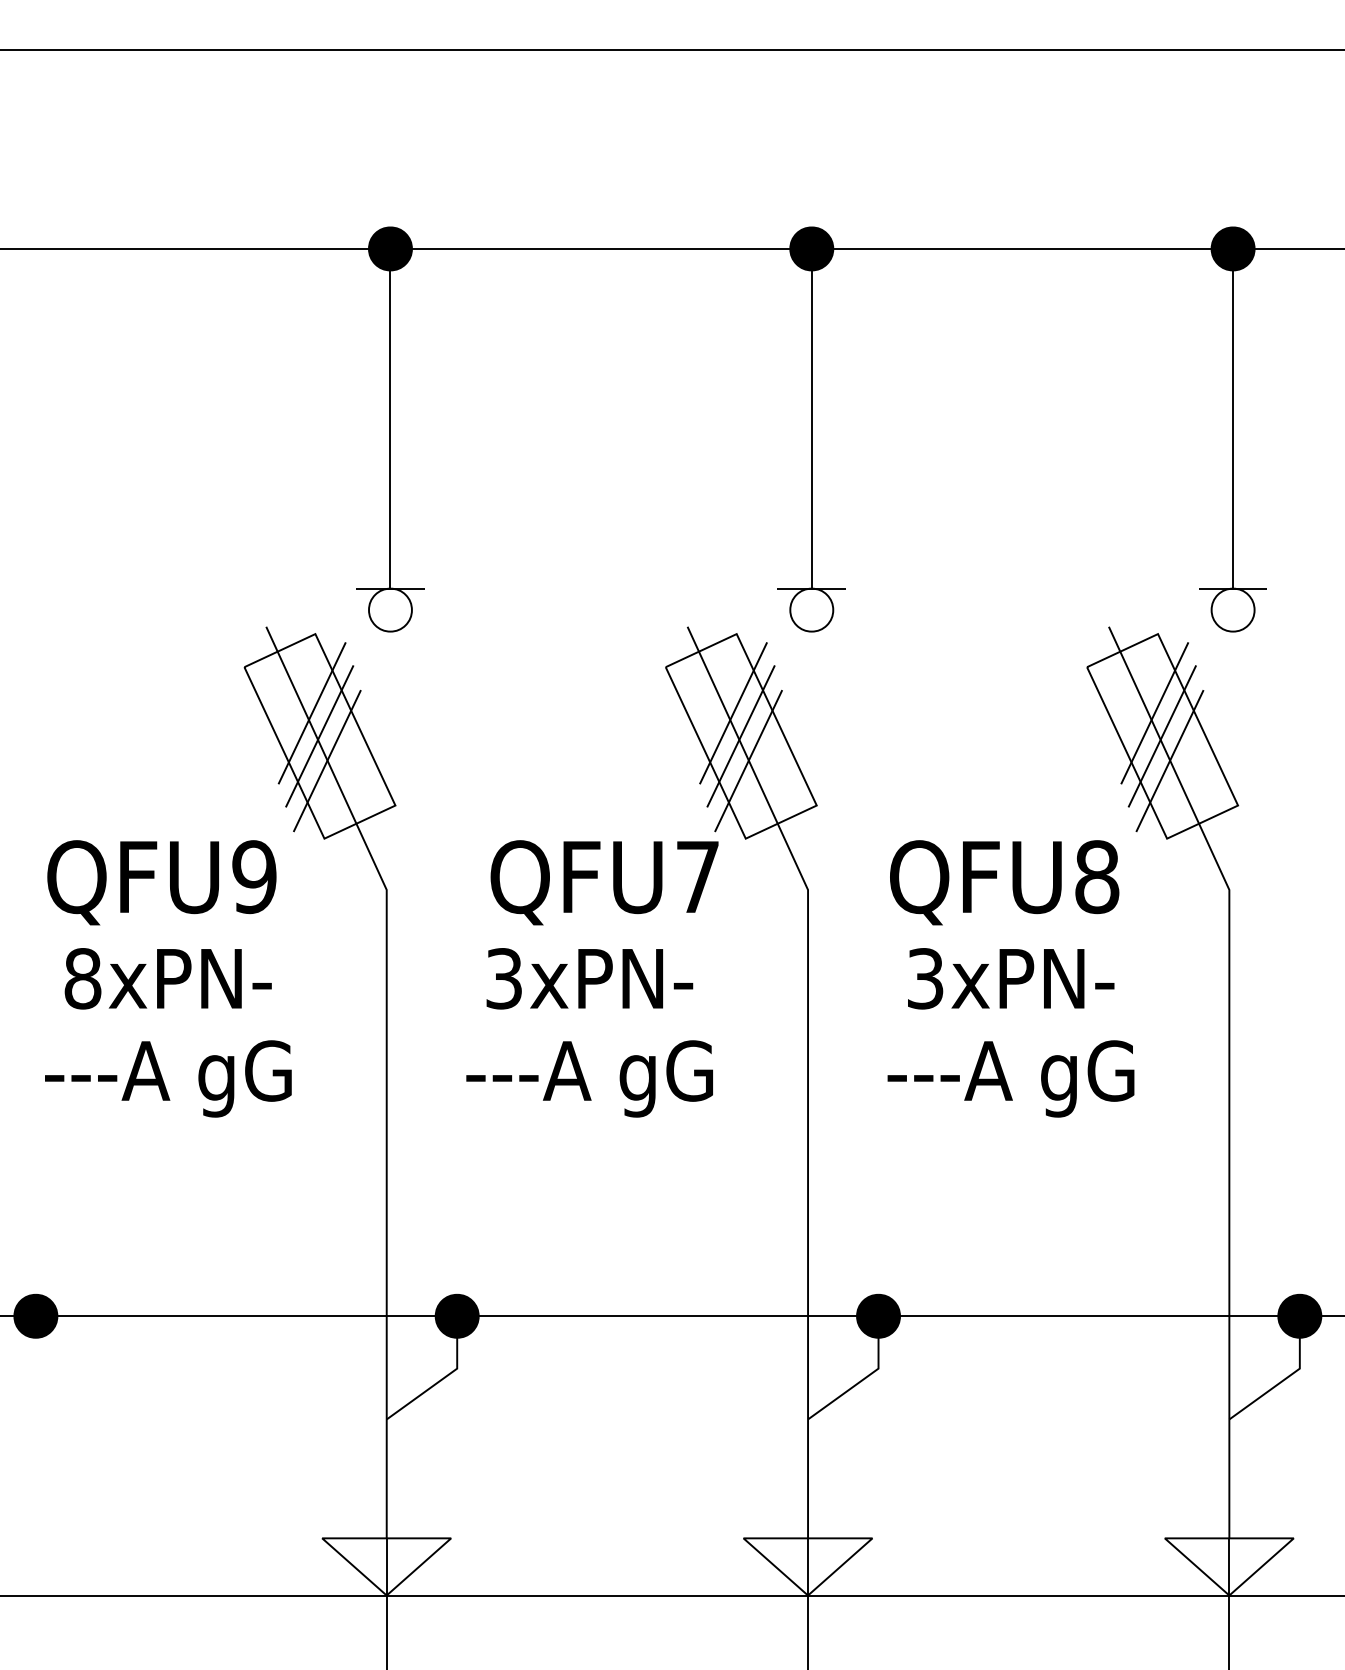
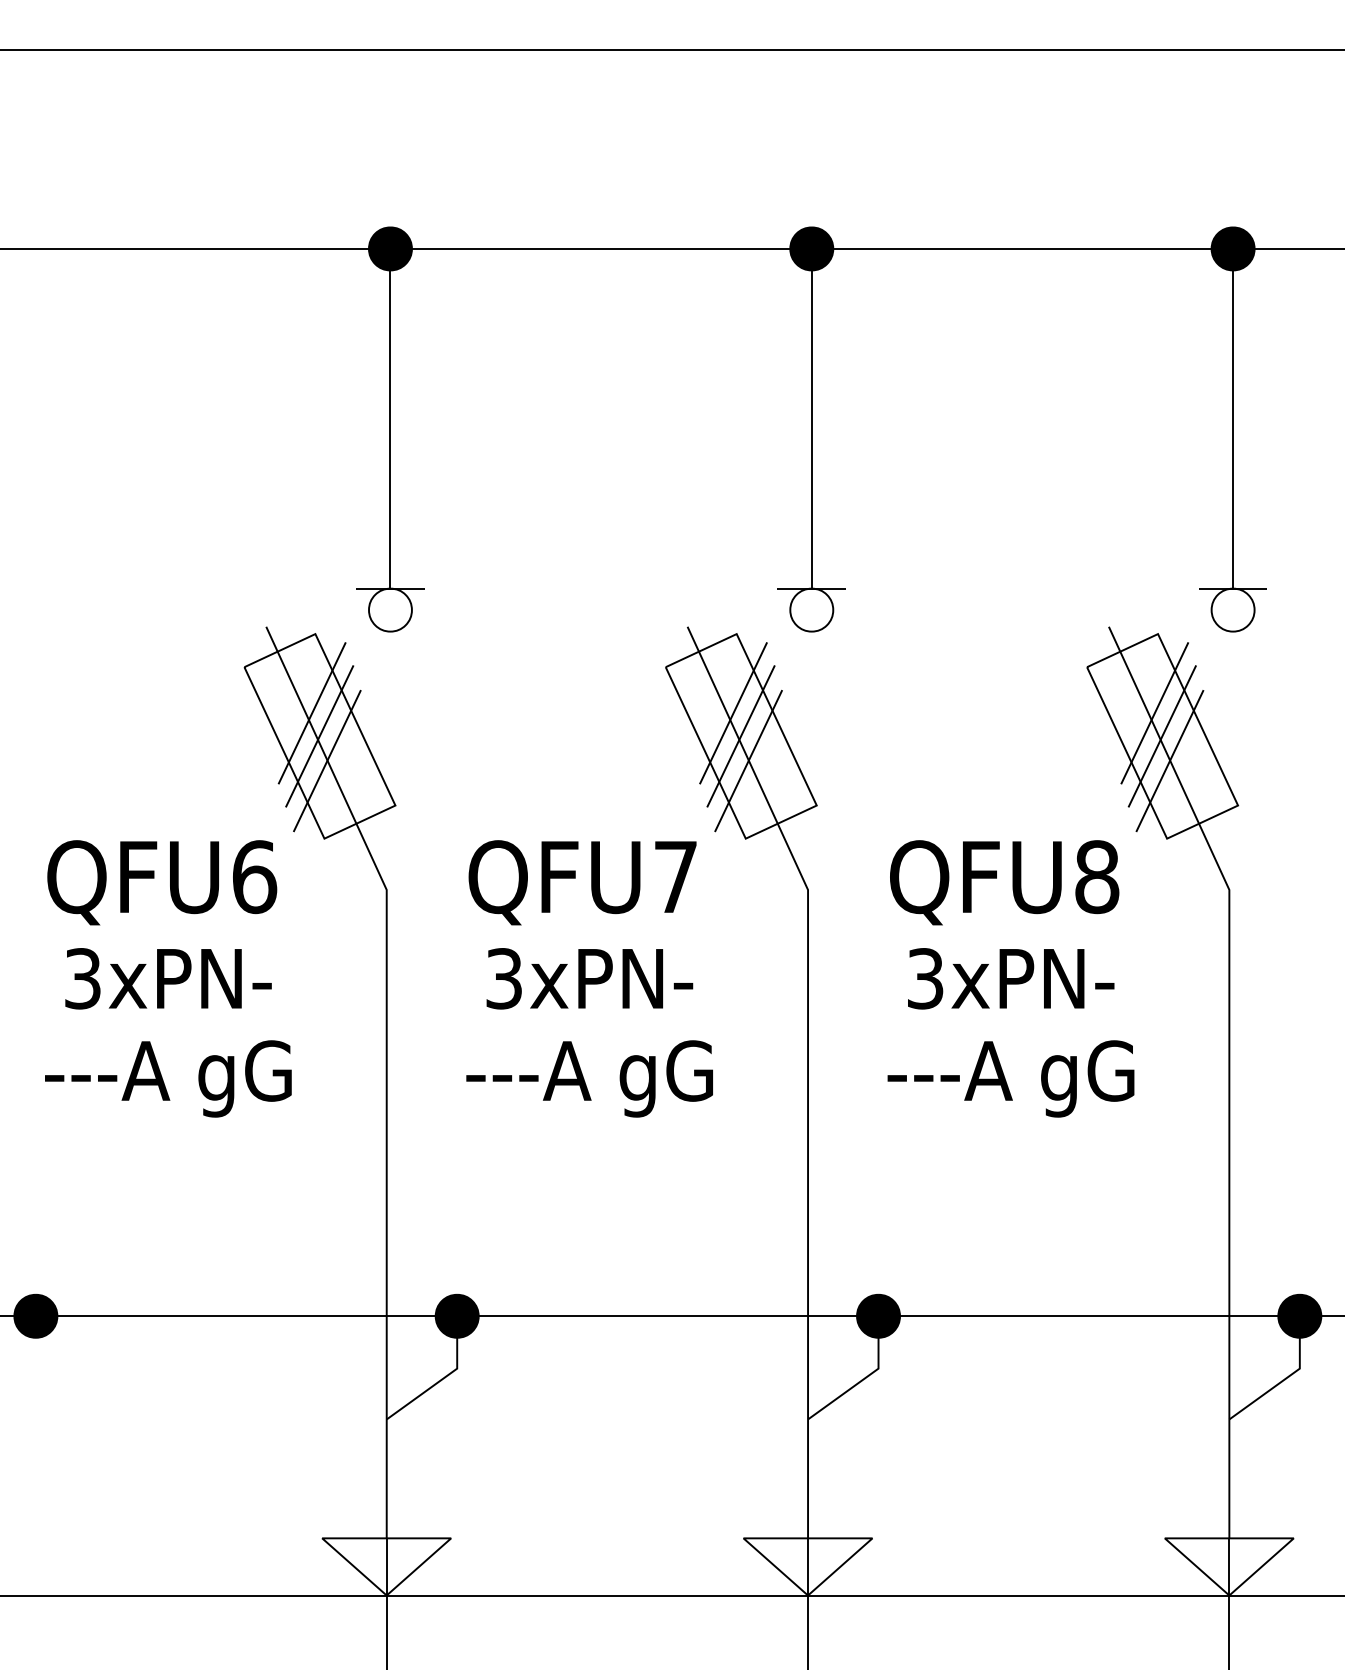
text: QFU9 -> QFU6 (254, 877)
text position: (604, 882) -> (582, 882) (582, 882)
text: 8xPN- -> 3xPN- (82, 978)
